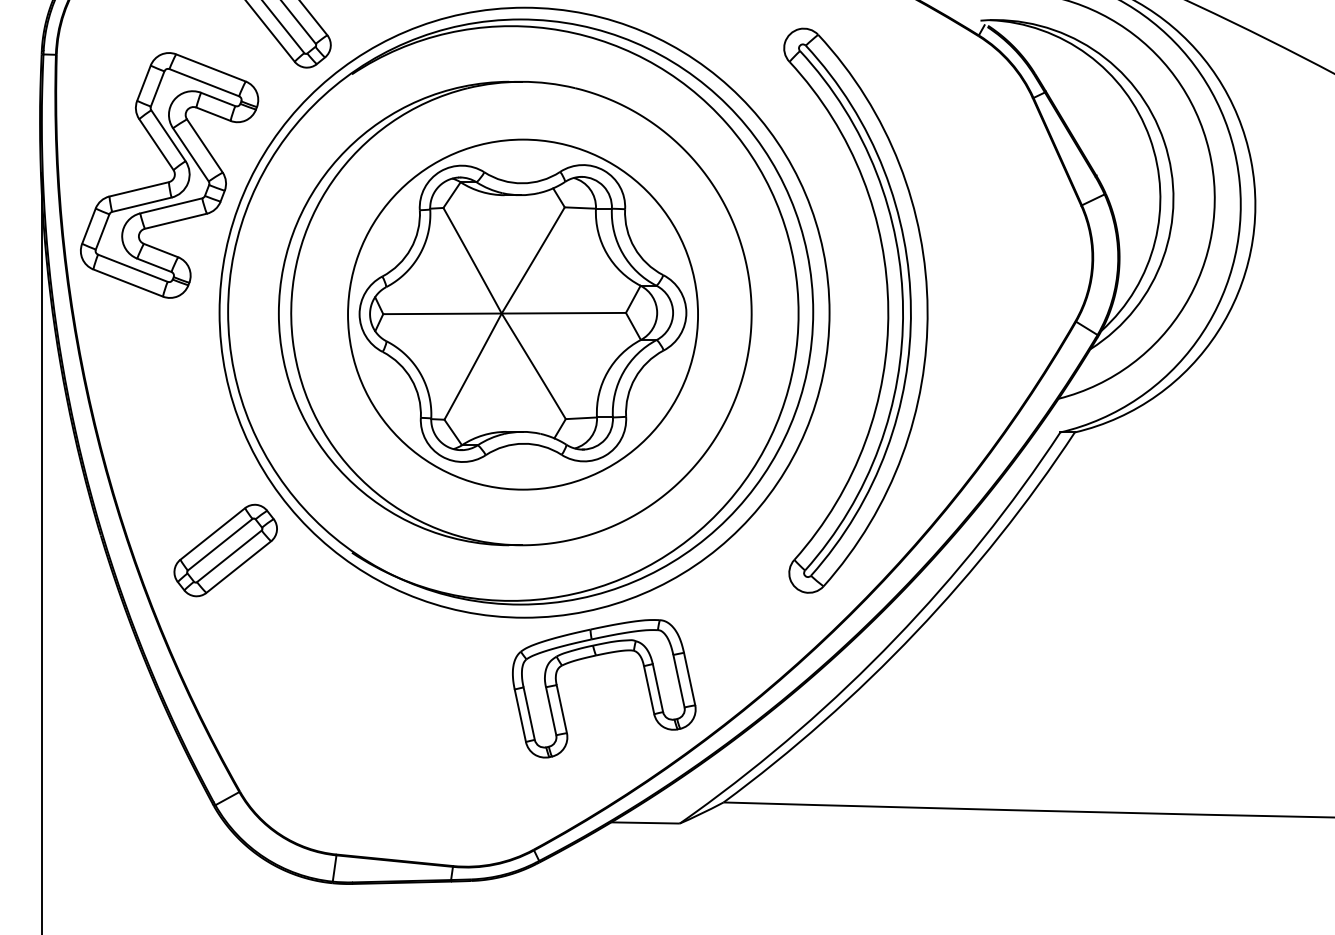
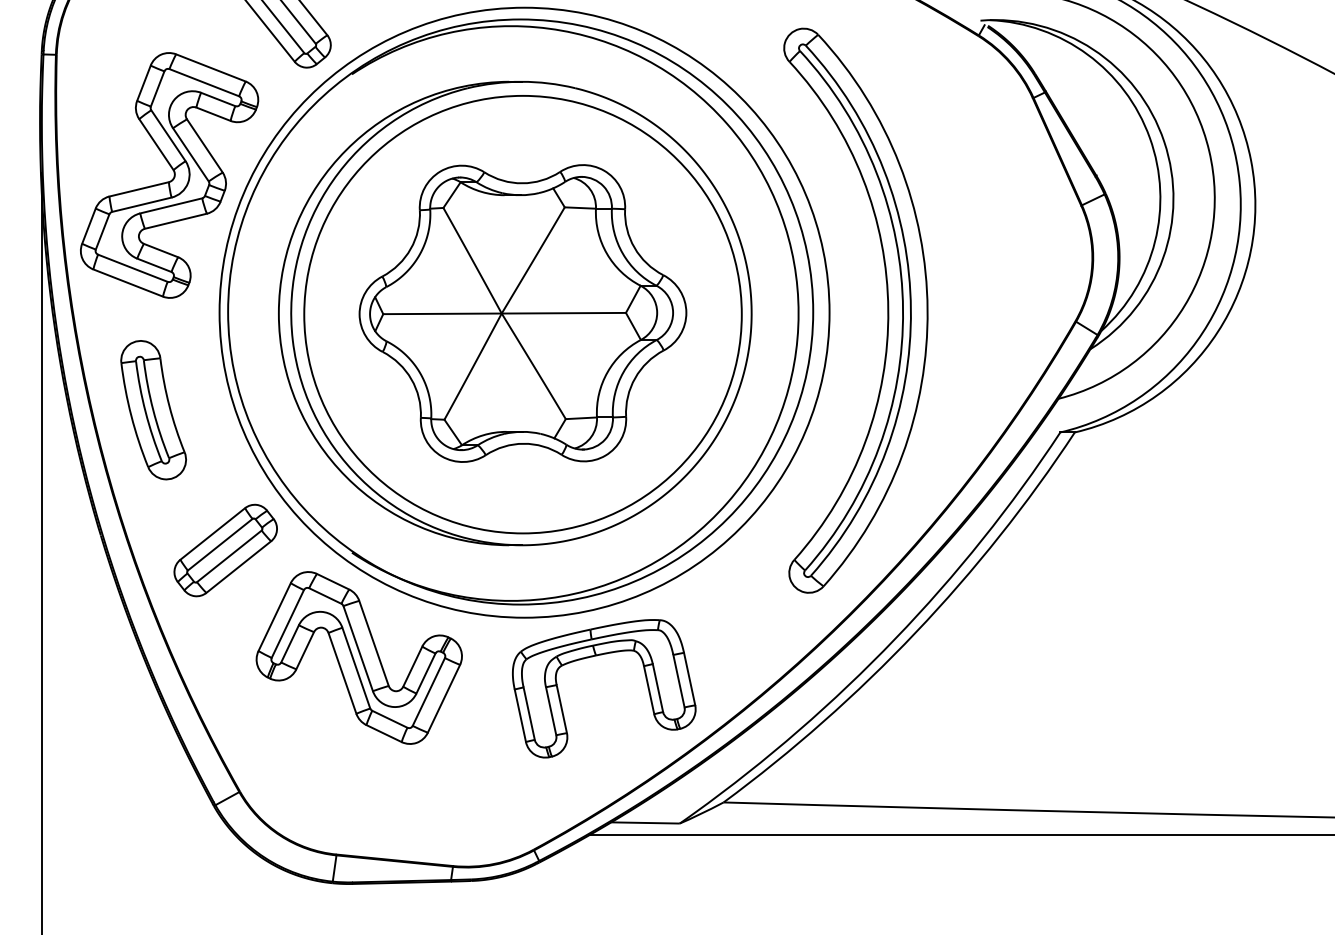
circle diameter: 350 px -> 438 px (522, 314)
part: none -> present (153, 410)
part: none -> present (358, 657)
line: none -> present (960, 835)
